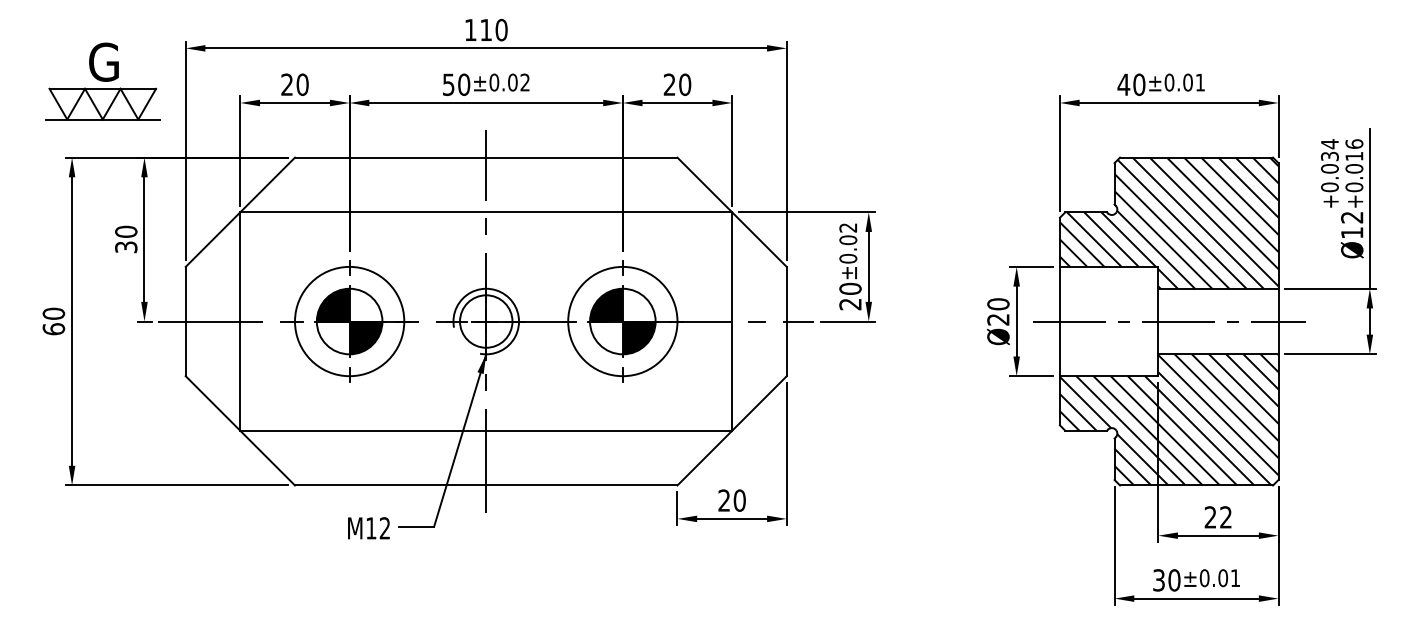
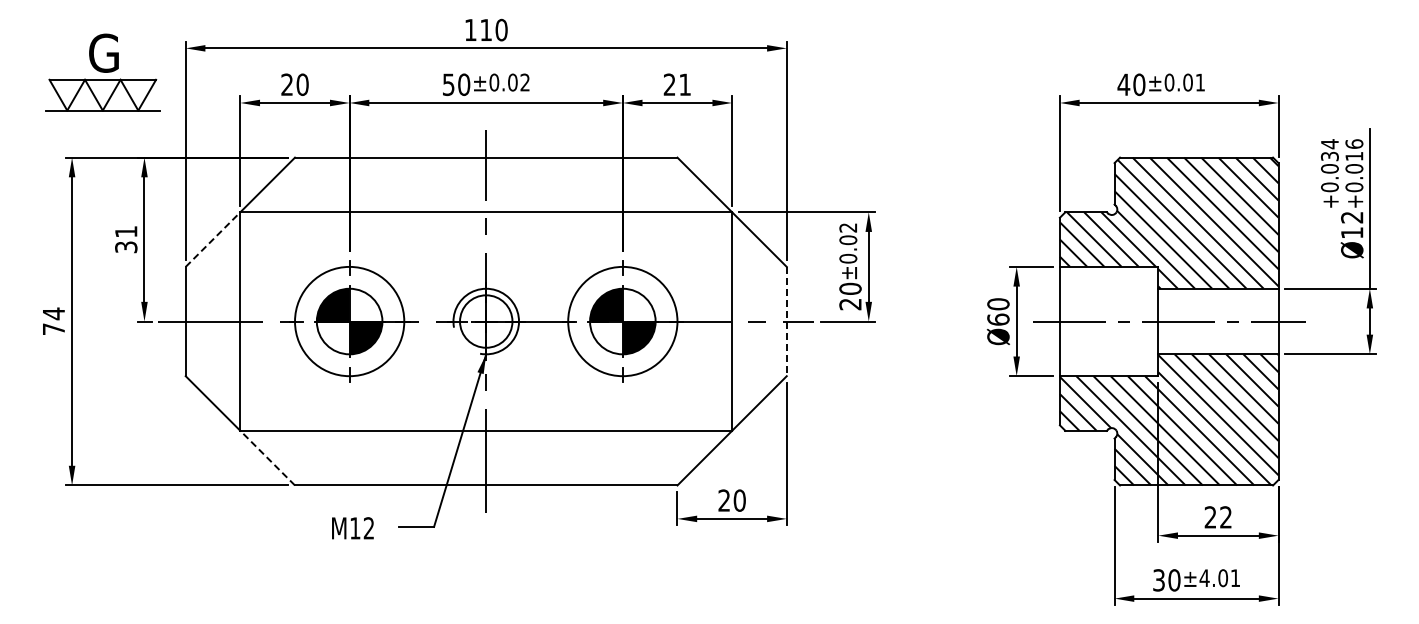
part position: (102, 81) -> (102, 72) (102, 72)
text: 20 -> 21 (685, 84)
text: 30 -> 31 (126, 231)
line: solid -> dashed (213, 239)
text: Ø20 -> Ø60 (998, 319)
text: 60 -> 74 (53, 321)
line: solid -> dashed (786, 321)
line: solid -> dashed (267, 458)
text position: (368, 528) -> (352, 528) (352, 528)
text: ±0.01 -> ±4.01 (1204, 578)
